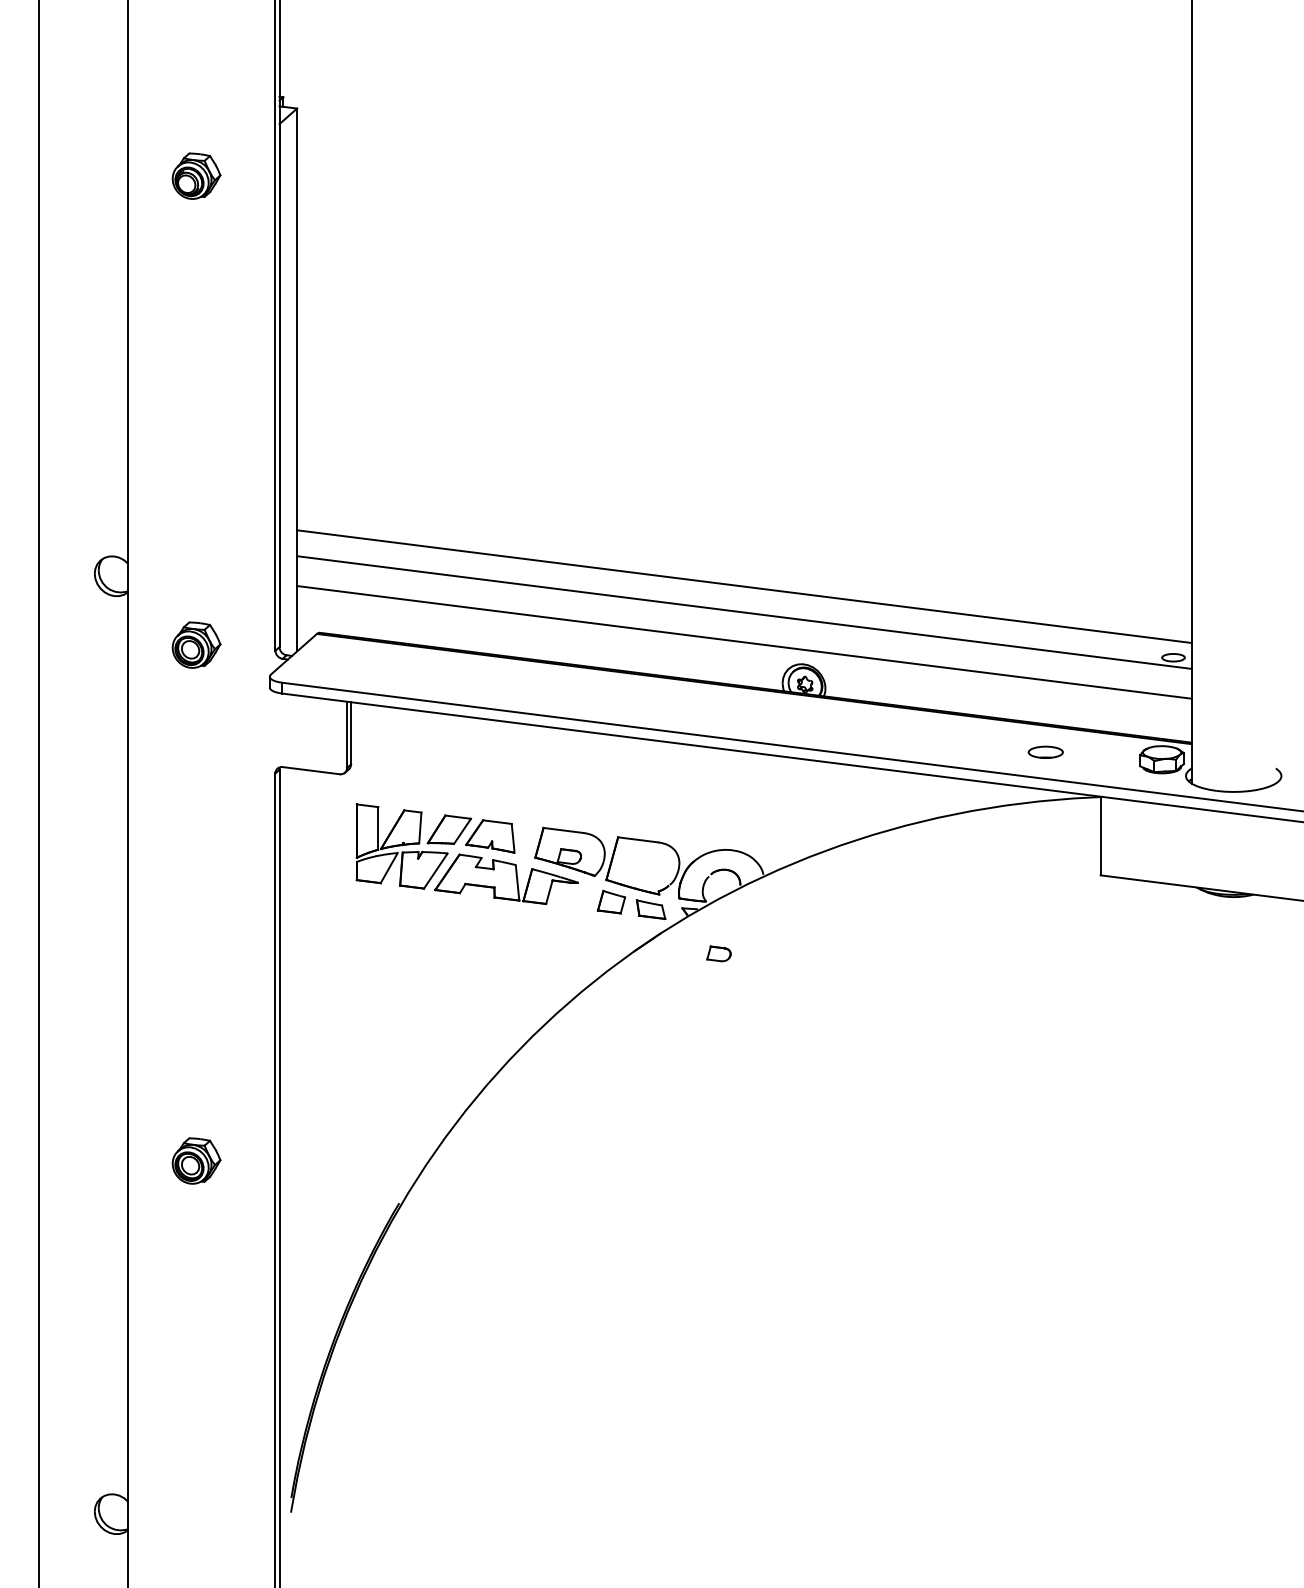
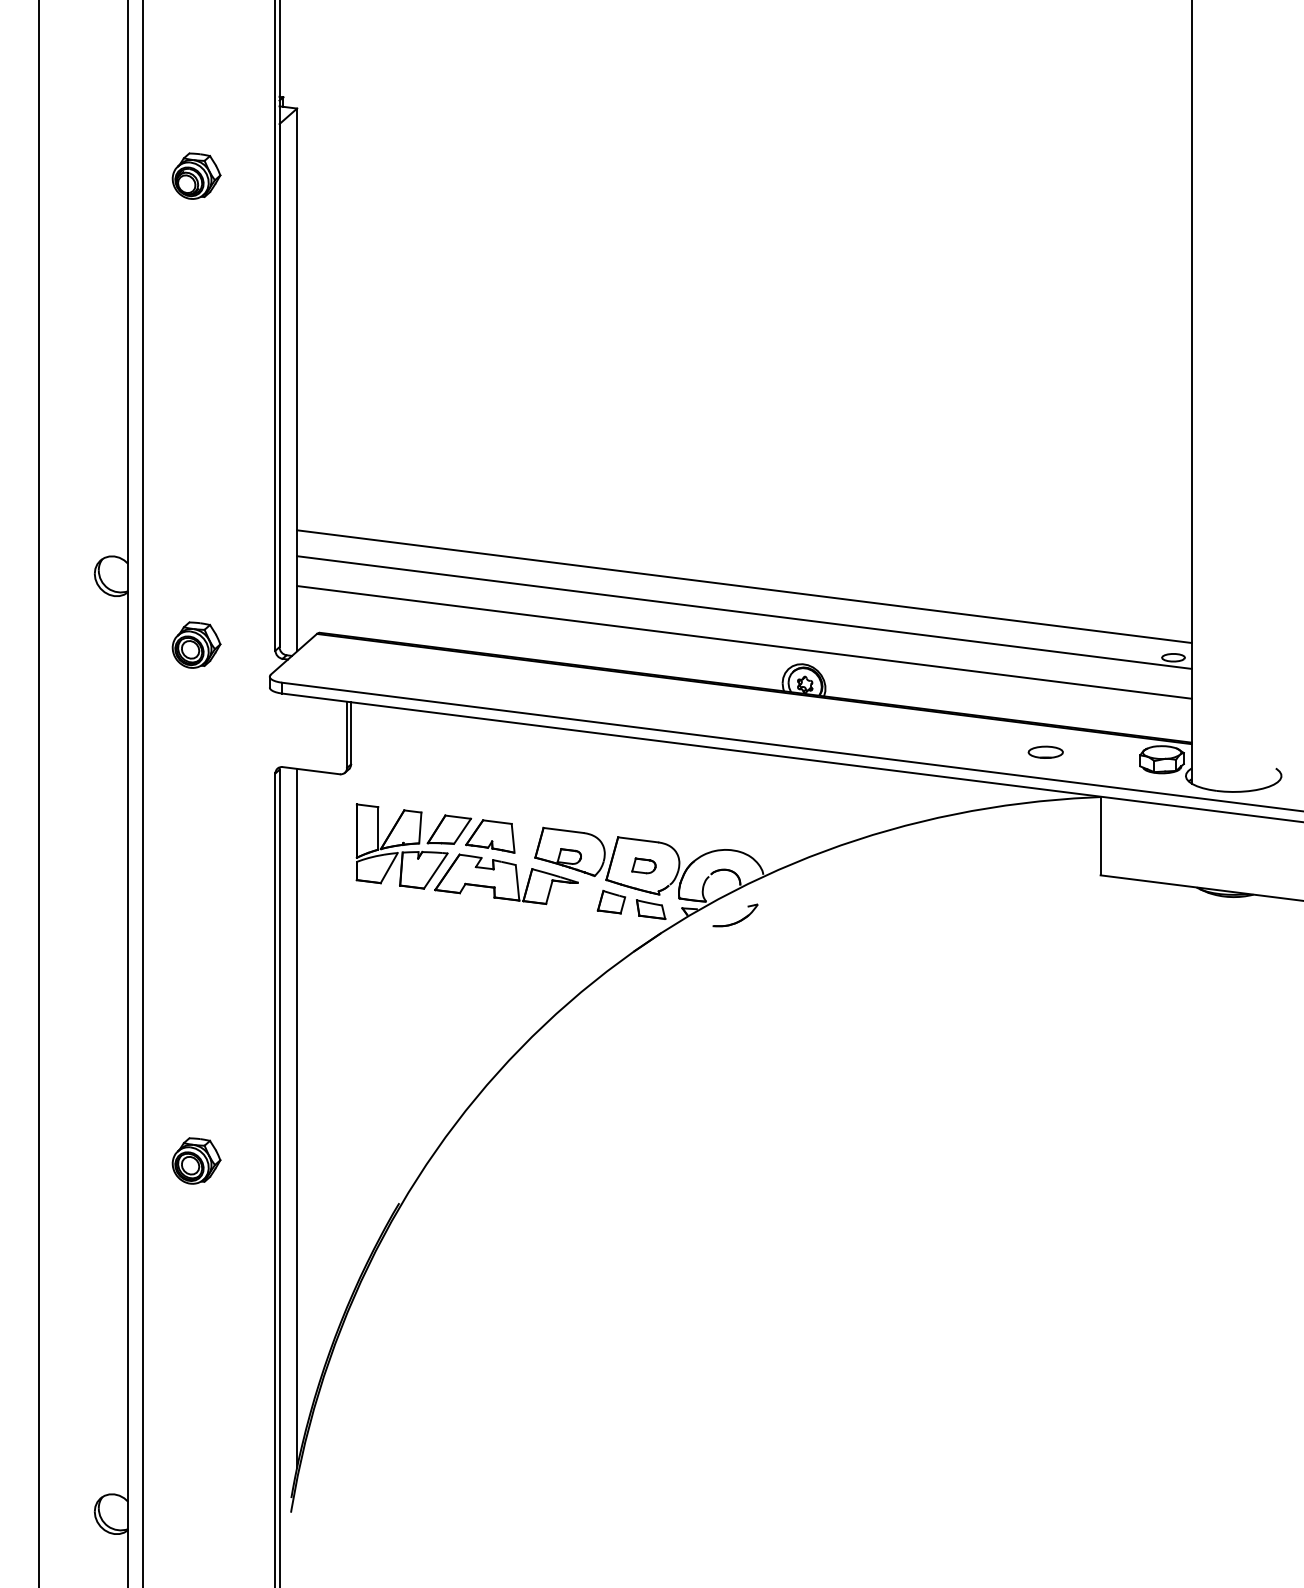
line: none -> present (143, 793)
part: none -> present (735, 915)
part position: (718, 953) -> (643, 865) (643, 865)
line: none -> present (297, 1118)
